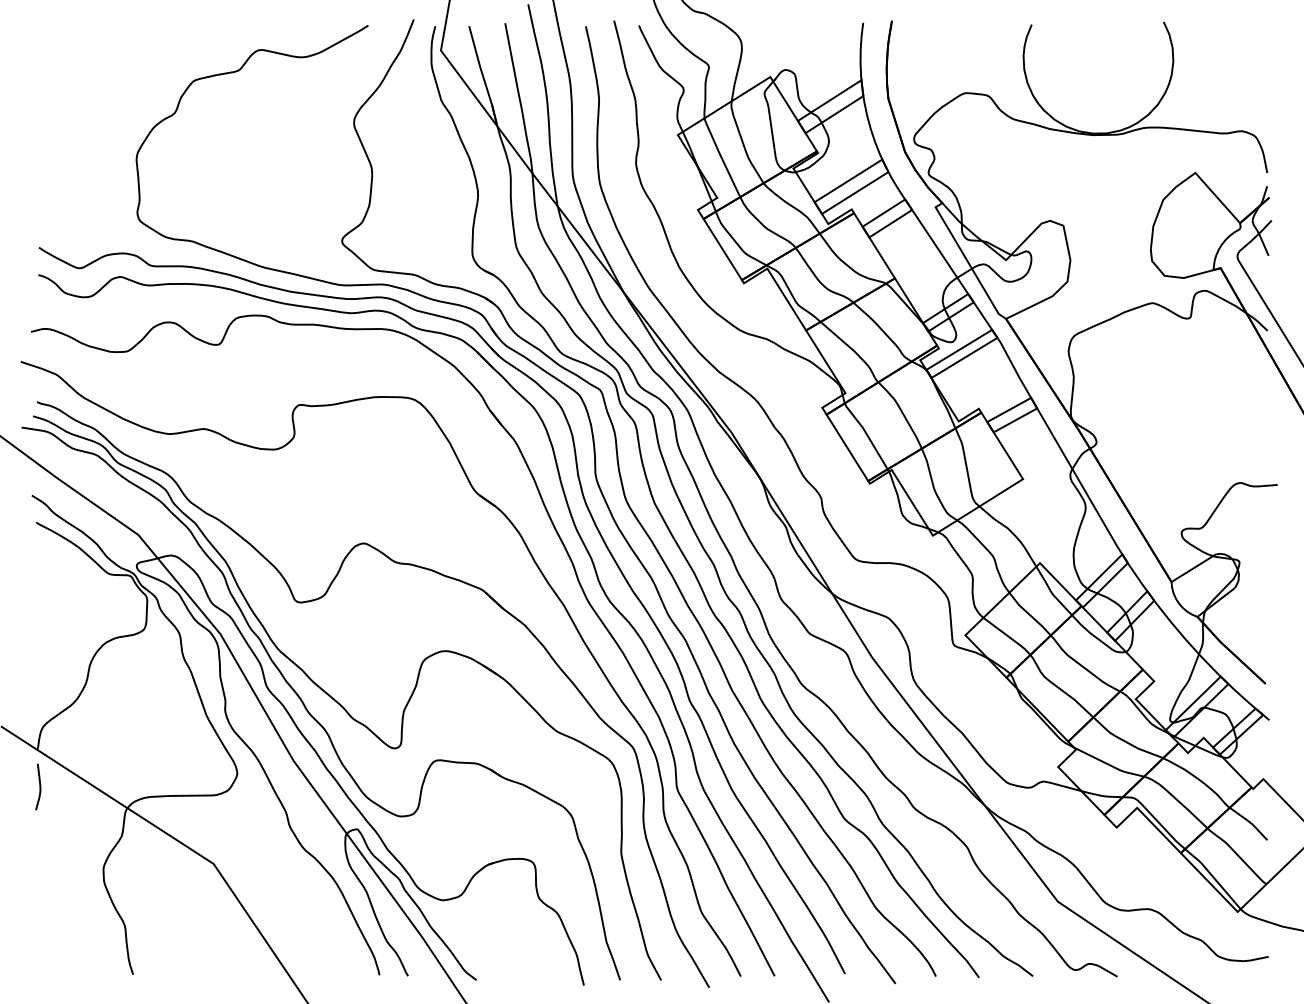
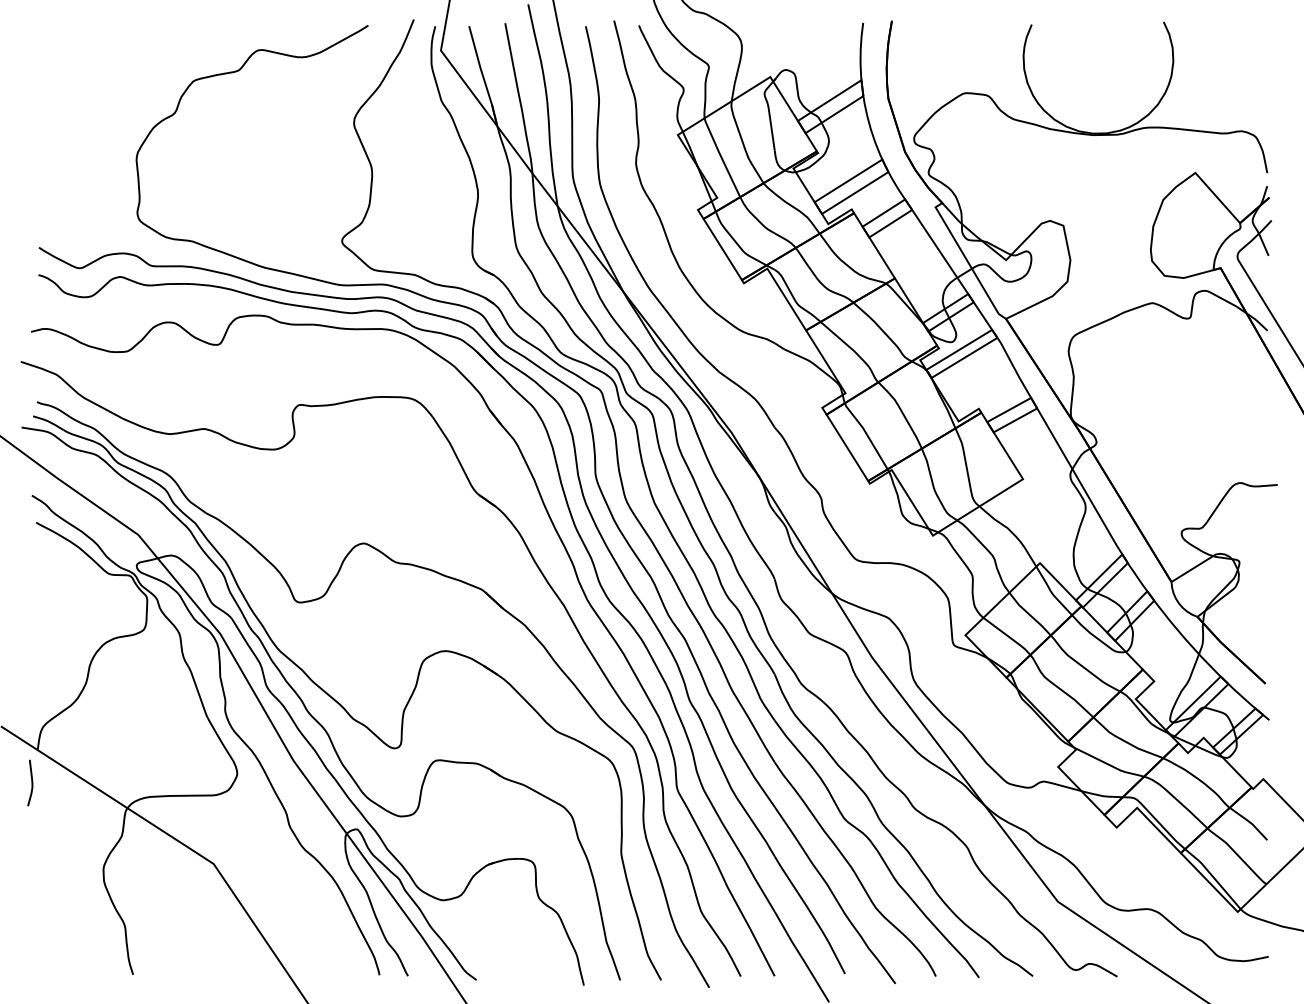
curve position: (39, 786) -> (31, 782) (31, 782)
